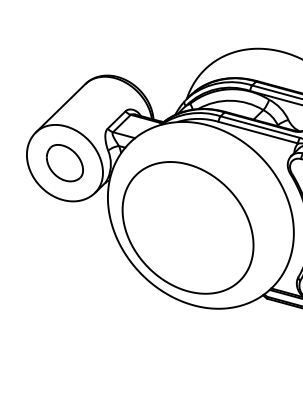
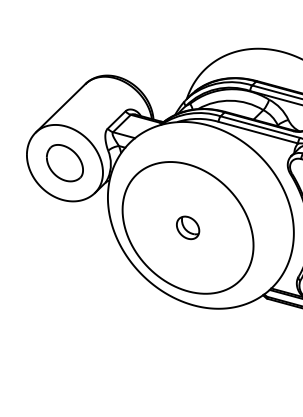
part: none -> present (188, 227)
